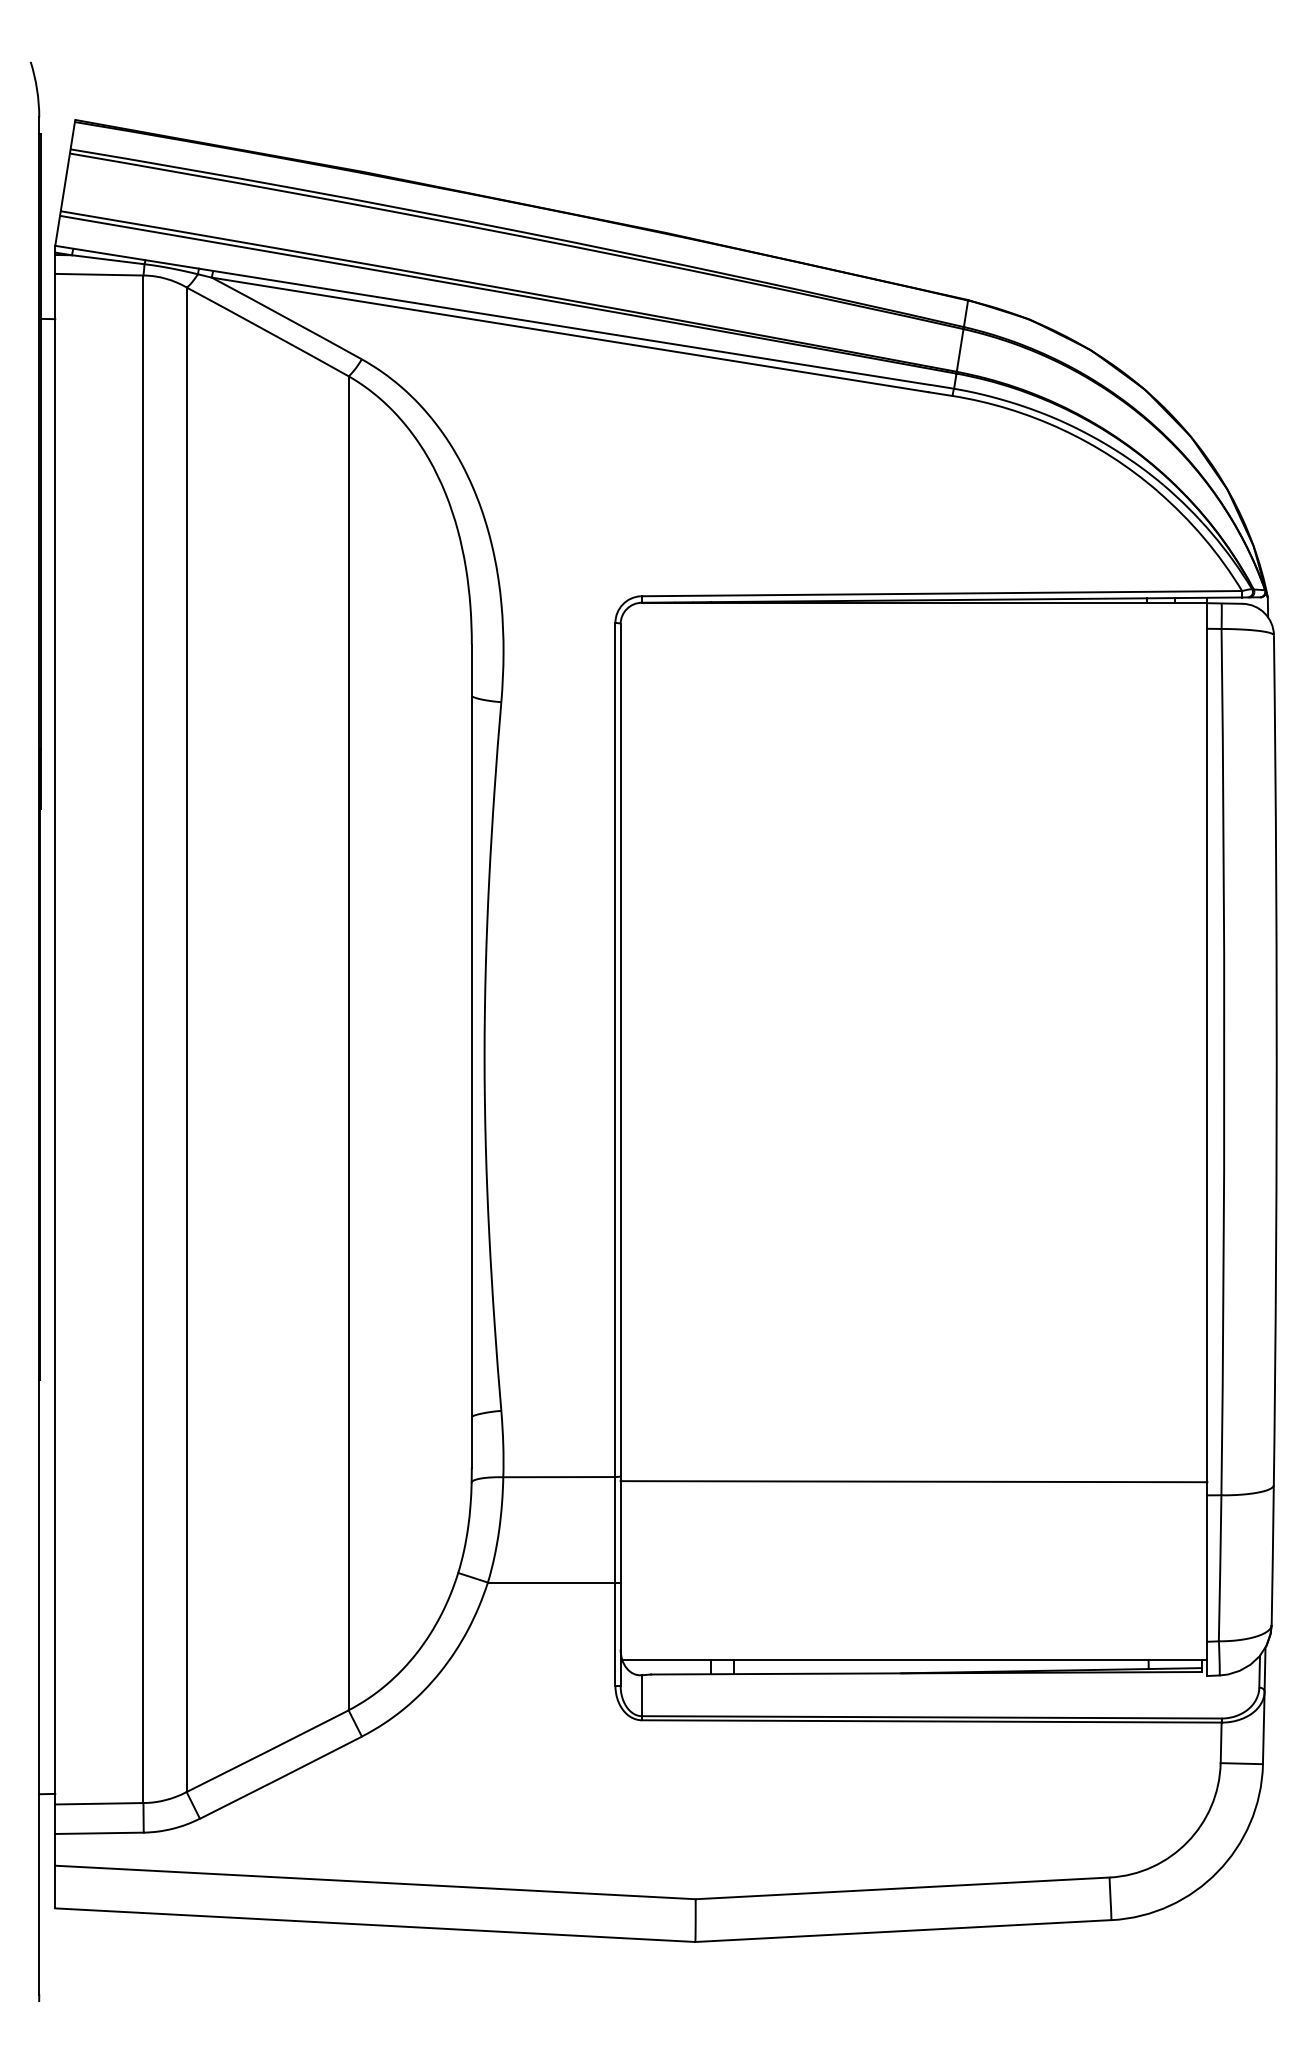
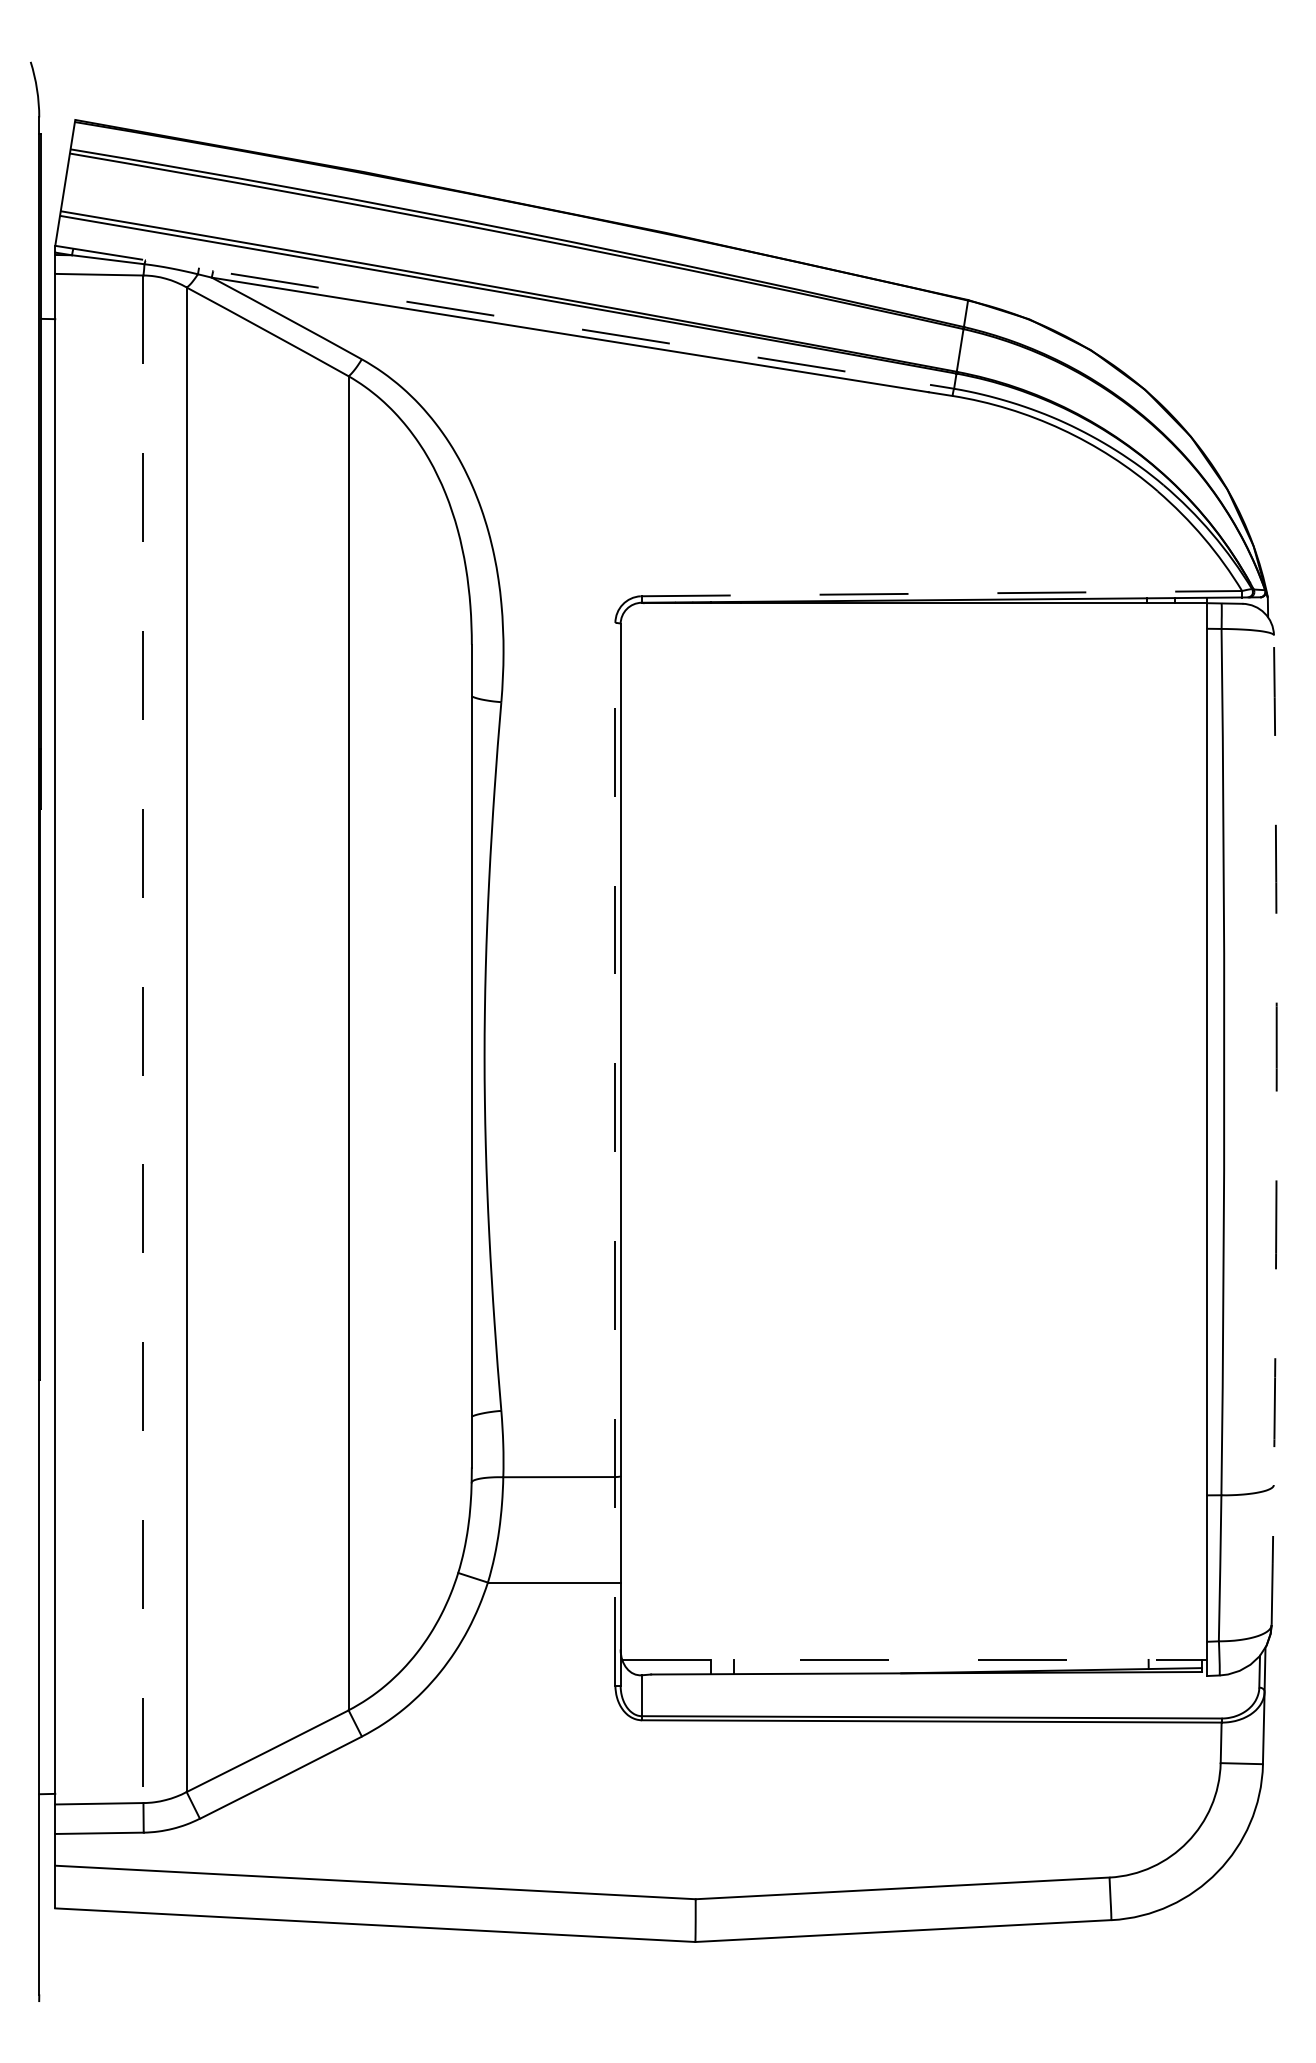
line: solid -> dashed (492, 315)
line: solid -> dashed (942, 593)
line: solid -> dashed (143, 1039)
arc: solid -> dashed (1276, 1130)
line: solid -> dashed (615, 1153)
line: present -> none (913, 1481)
line: solid -> dashed (915, 1659)
